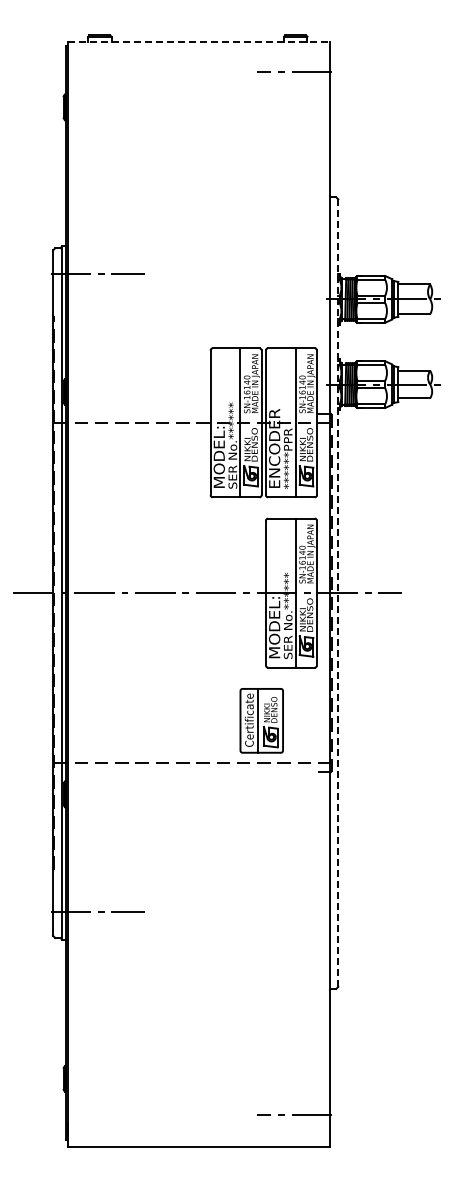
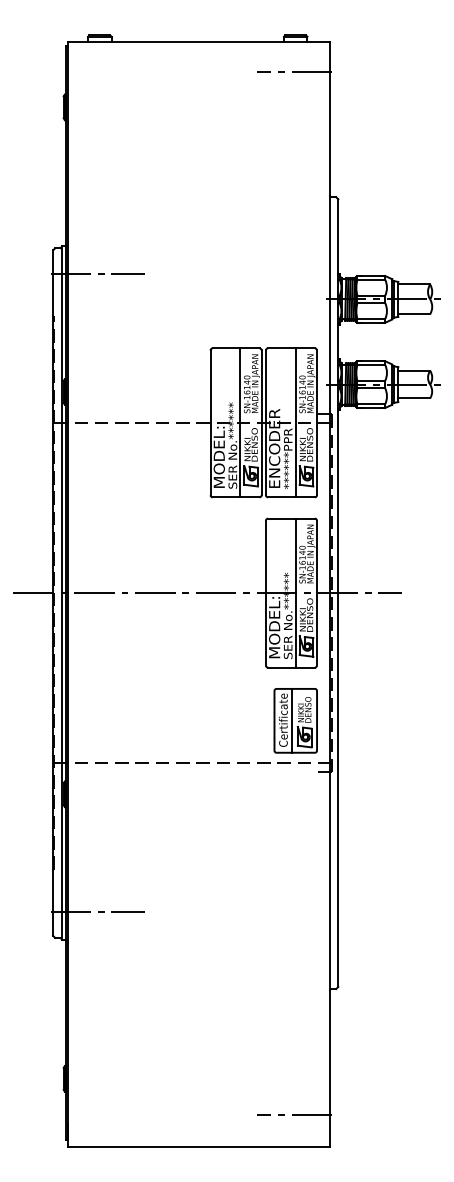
line: dashed -> solid (199, 42)
line: dashed -> solid (338, 593)
part position: (261, 720) -> (295, 720) (295, 720)
